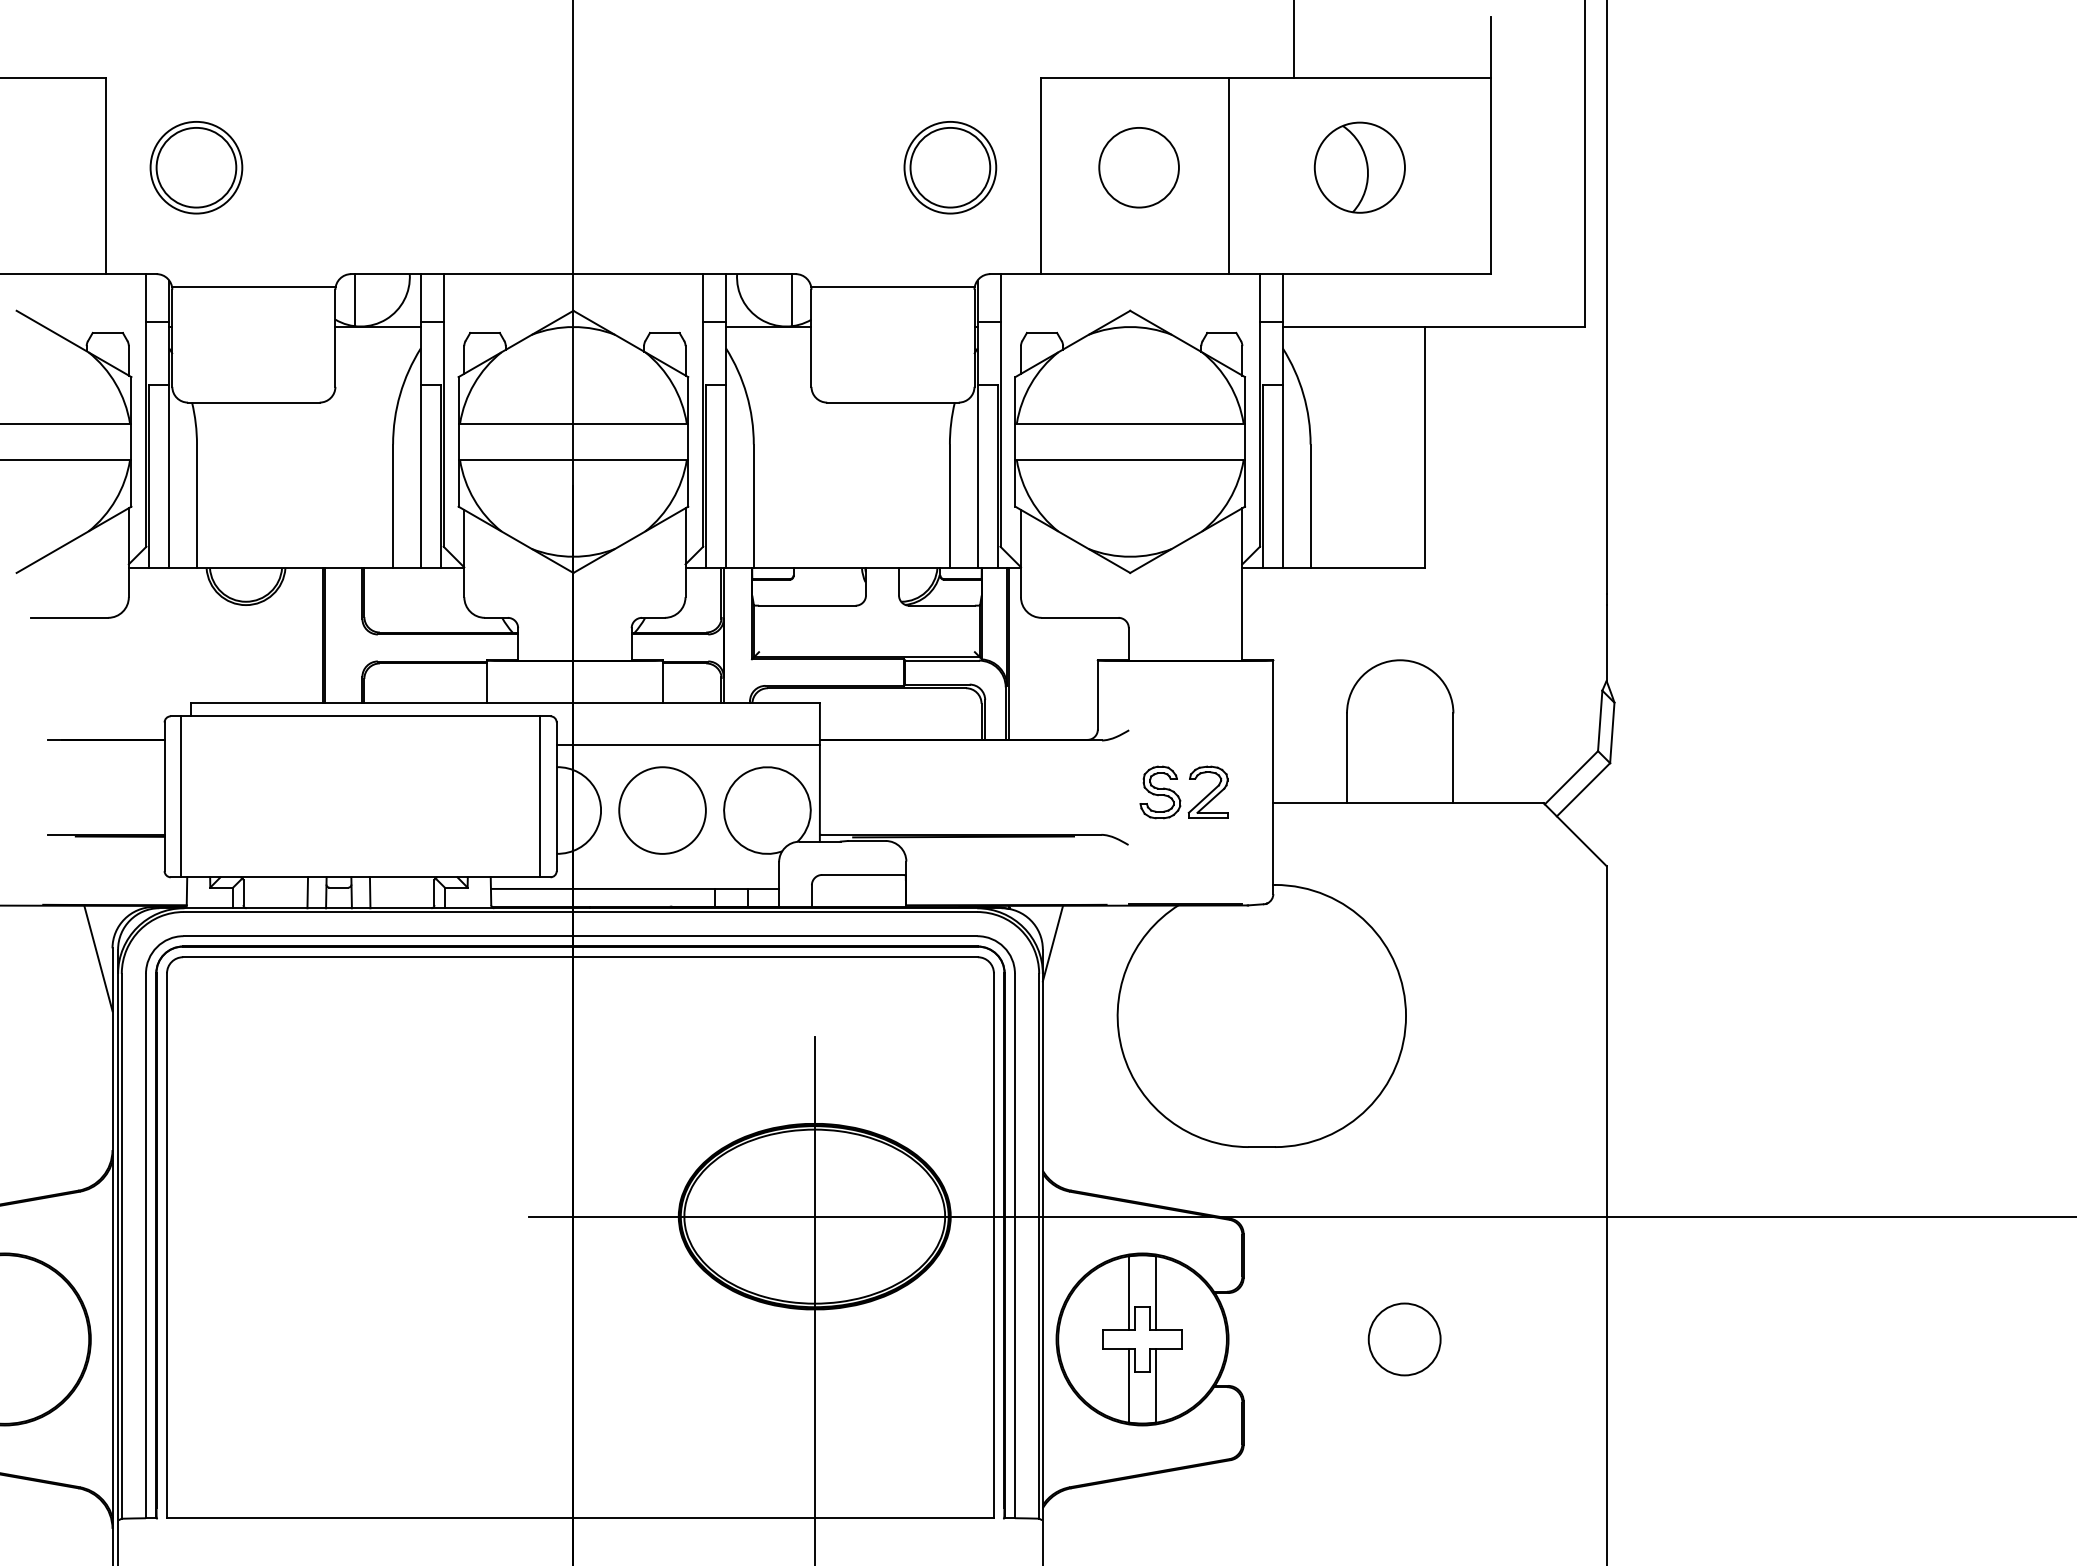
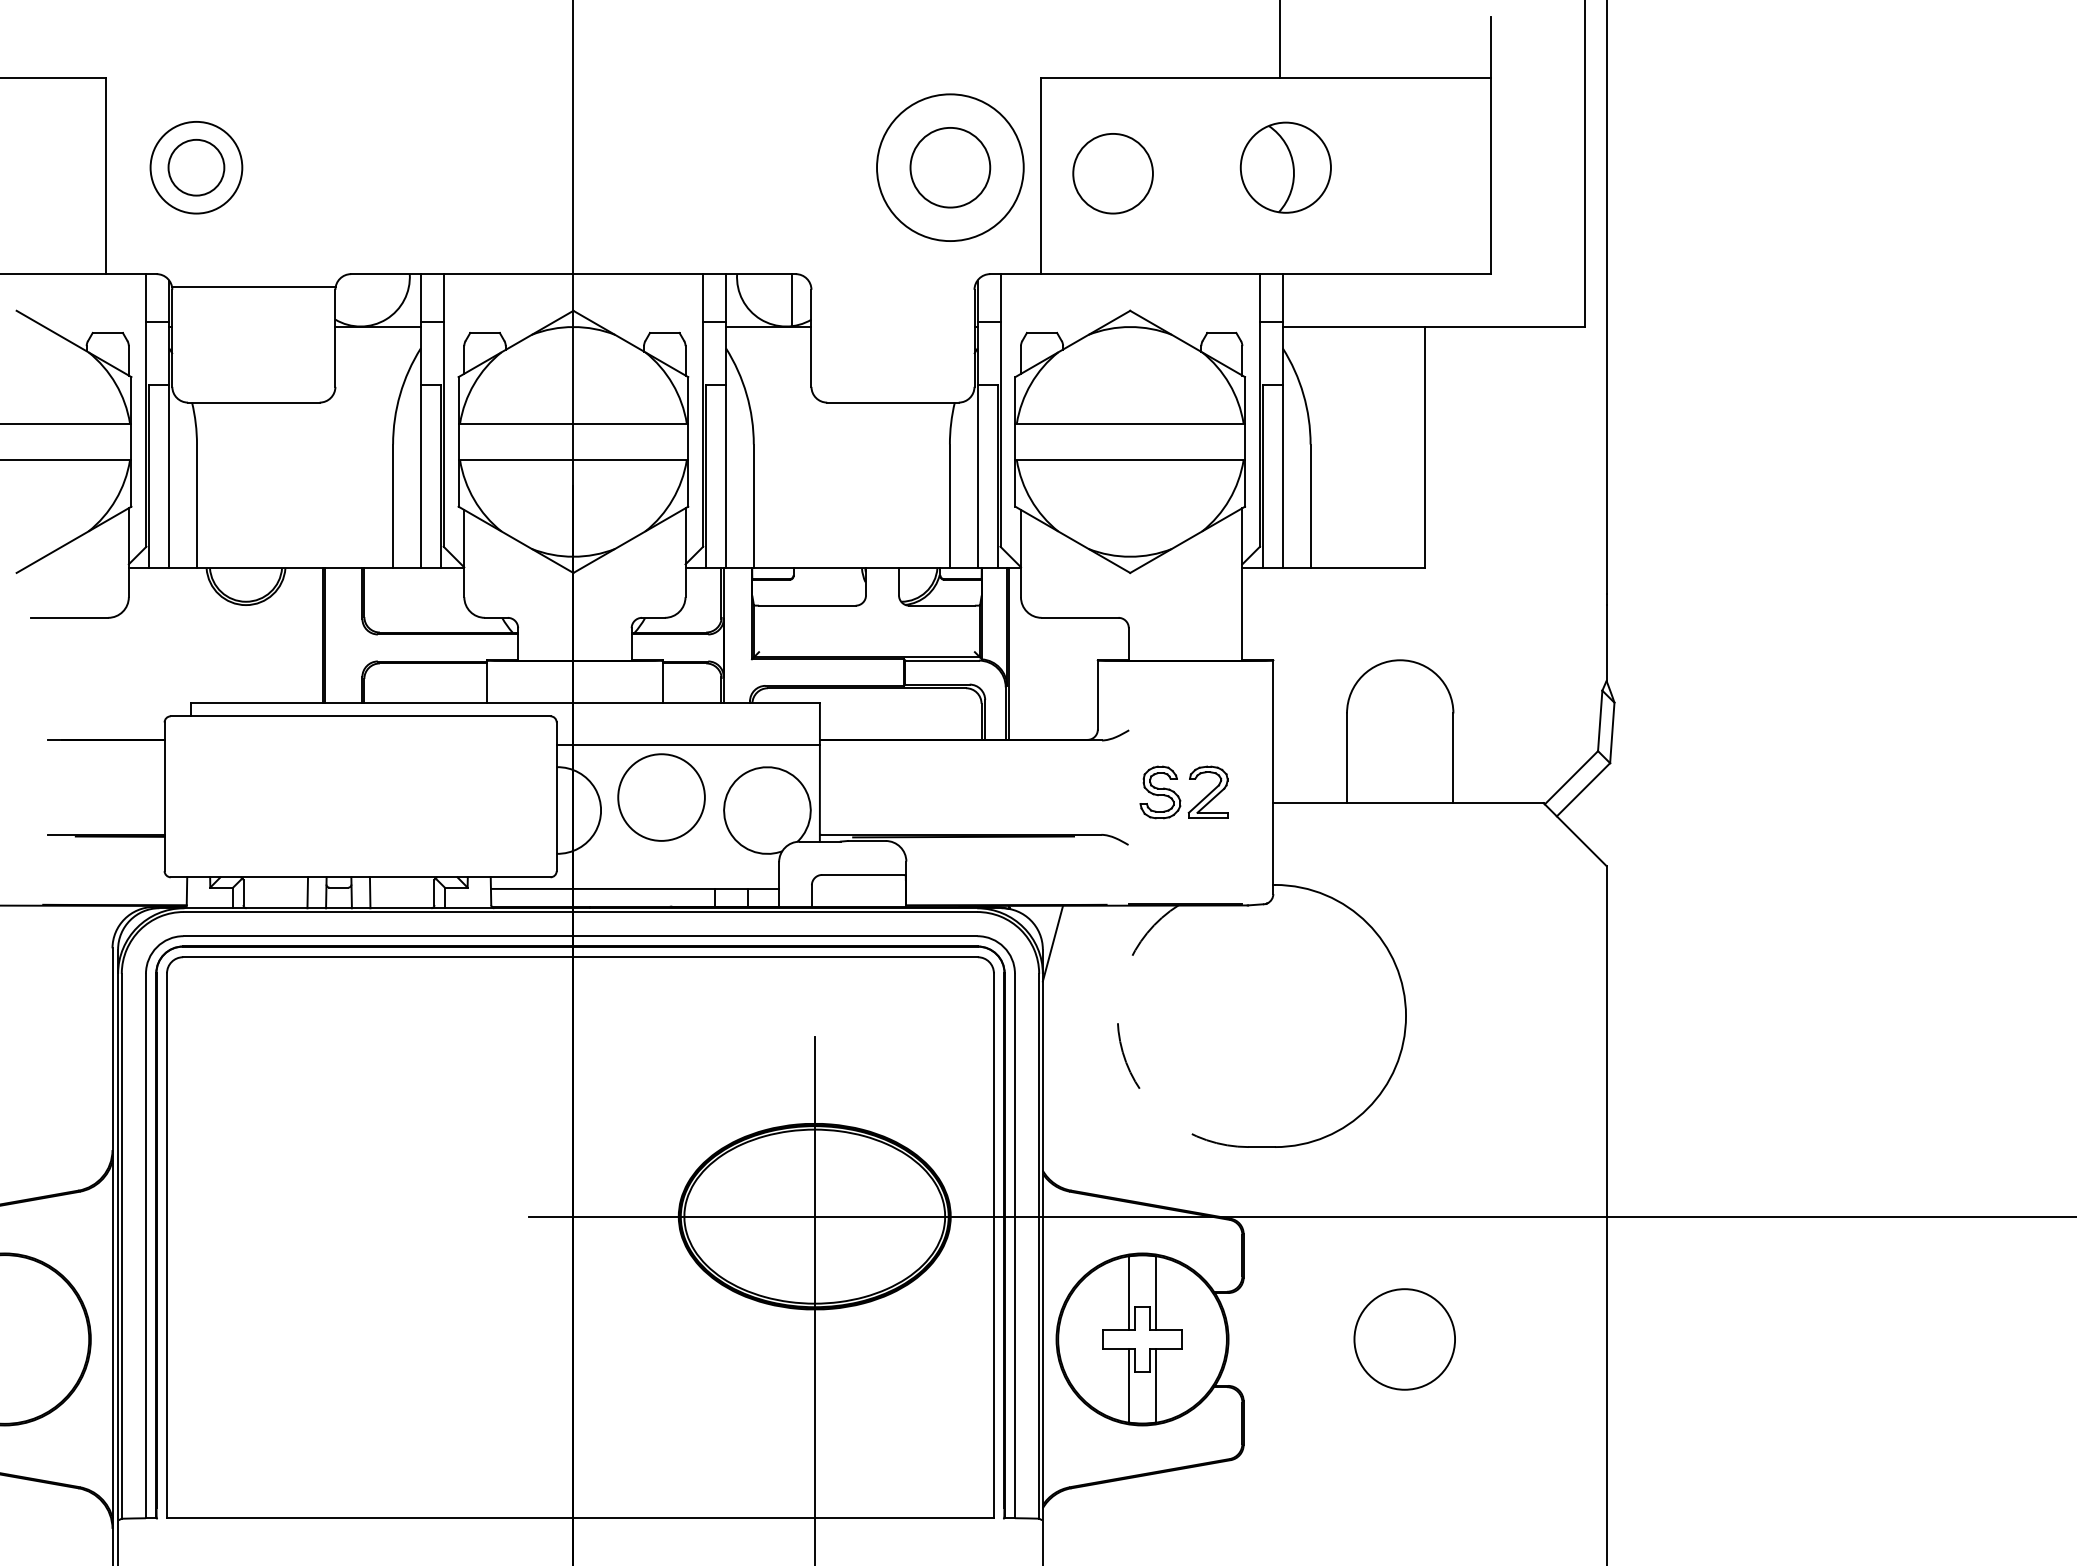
line position: (1294, 39) -> (1280, 39) (1280, 39)
circle diameter: 80 px -> 56 px (196, 167)
circle diameter: 92 px -> 147 px (950, 167)
circle position: (1138, 167) -> (1112, 173) (1112, 173)
part position: (1359, 167) -> (1285, 167) (1285, 167)
line: present -> none (1228, 175)
line: present -> none (892, 287)
line: present -> none (355, 299)
line: present -> none (181, 796)
line: present -> none (540, 796)
circle position: (662, 810) -> (661, 797) (661, 797)
line: present -> none (98, 958)
arc: solid -> dashed (1122, 1052)
circle size: 75x75 px -> 103x103 px (1404, 1339)
